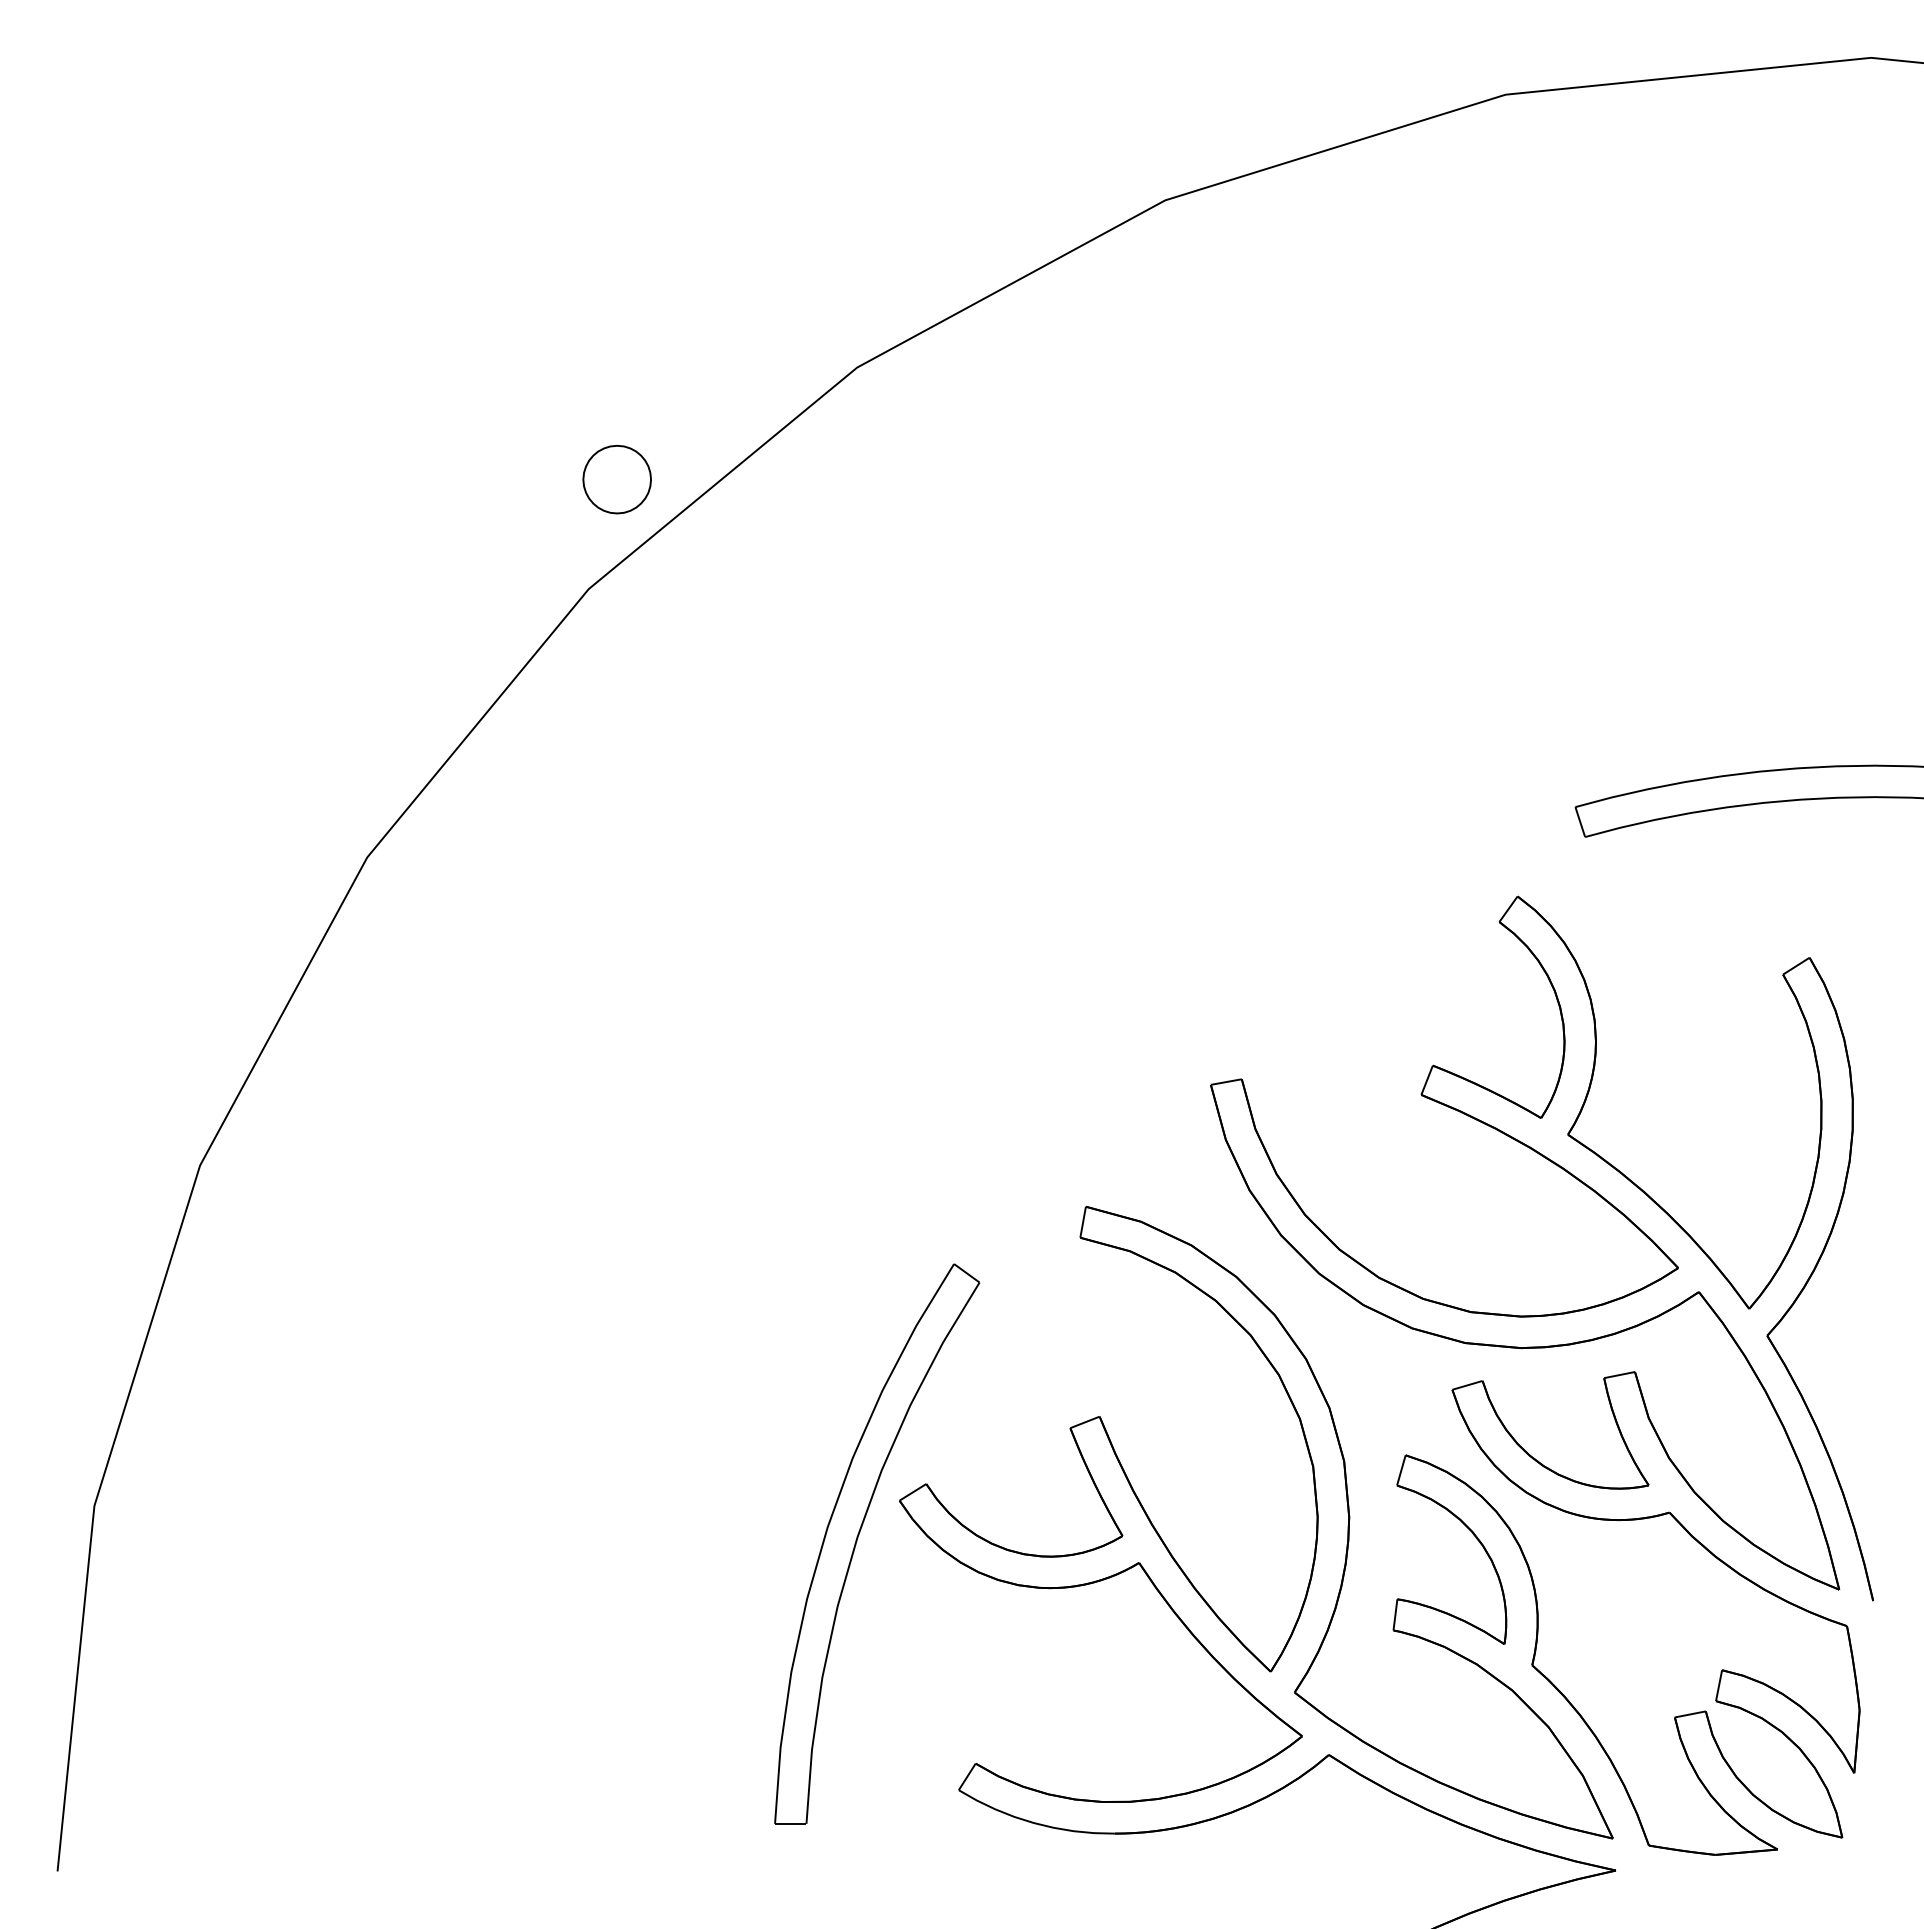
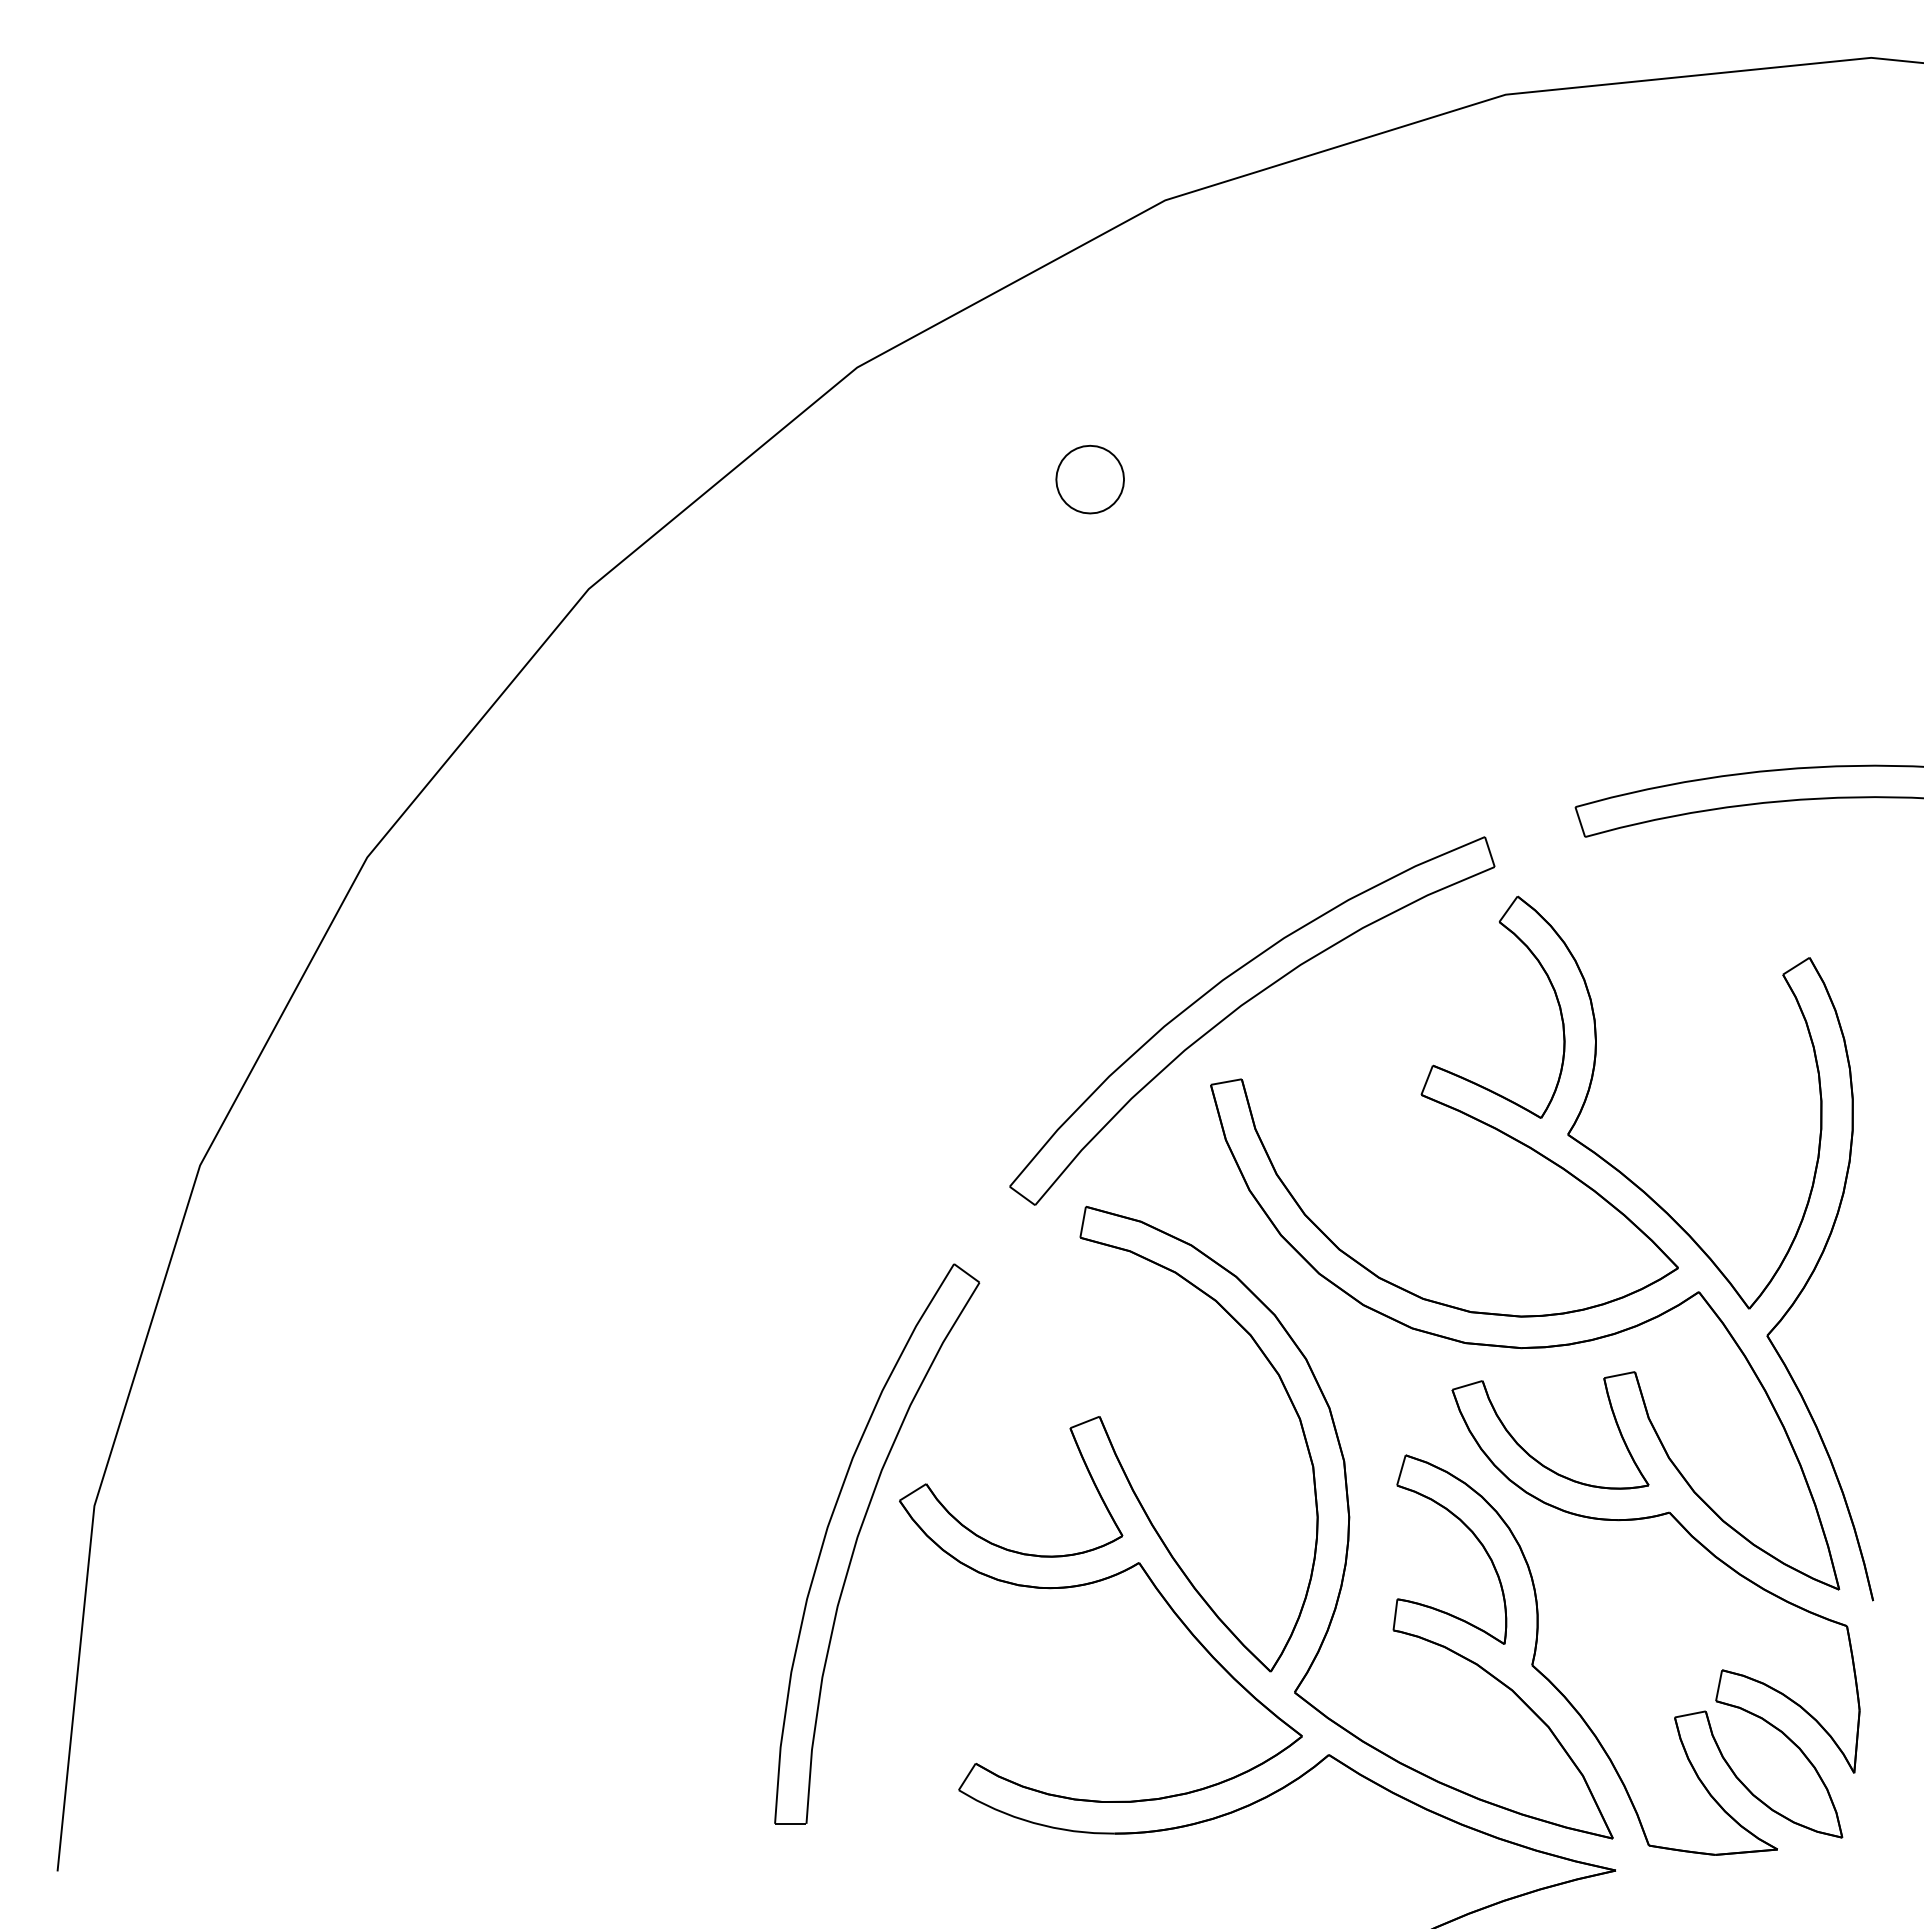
part position: (616, 479) -> (1089, 479) (1089, 479)
part: none -> present (1243, 1005)
